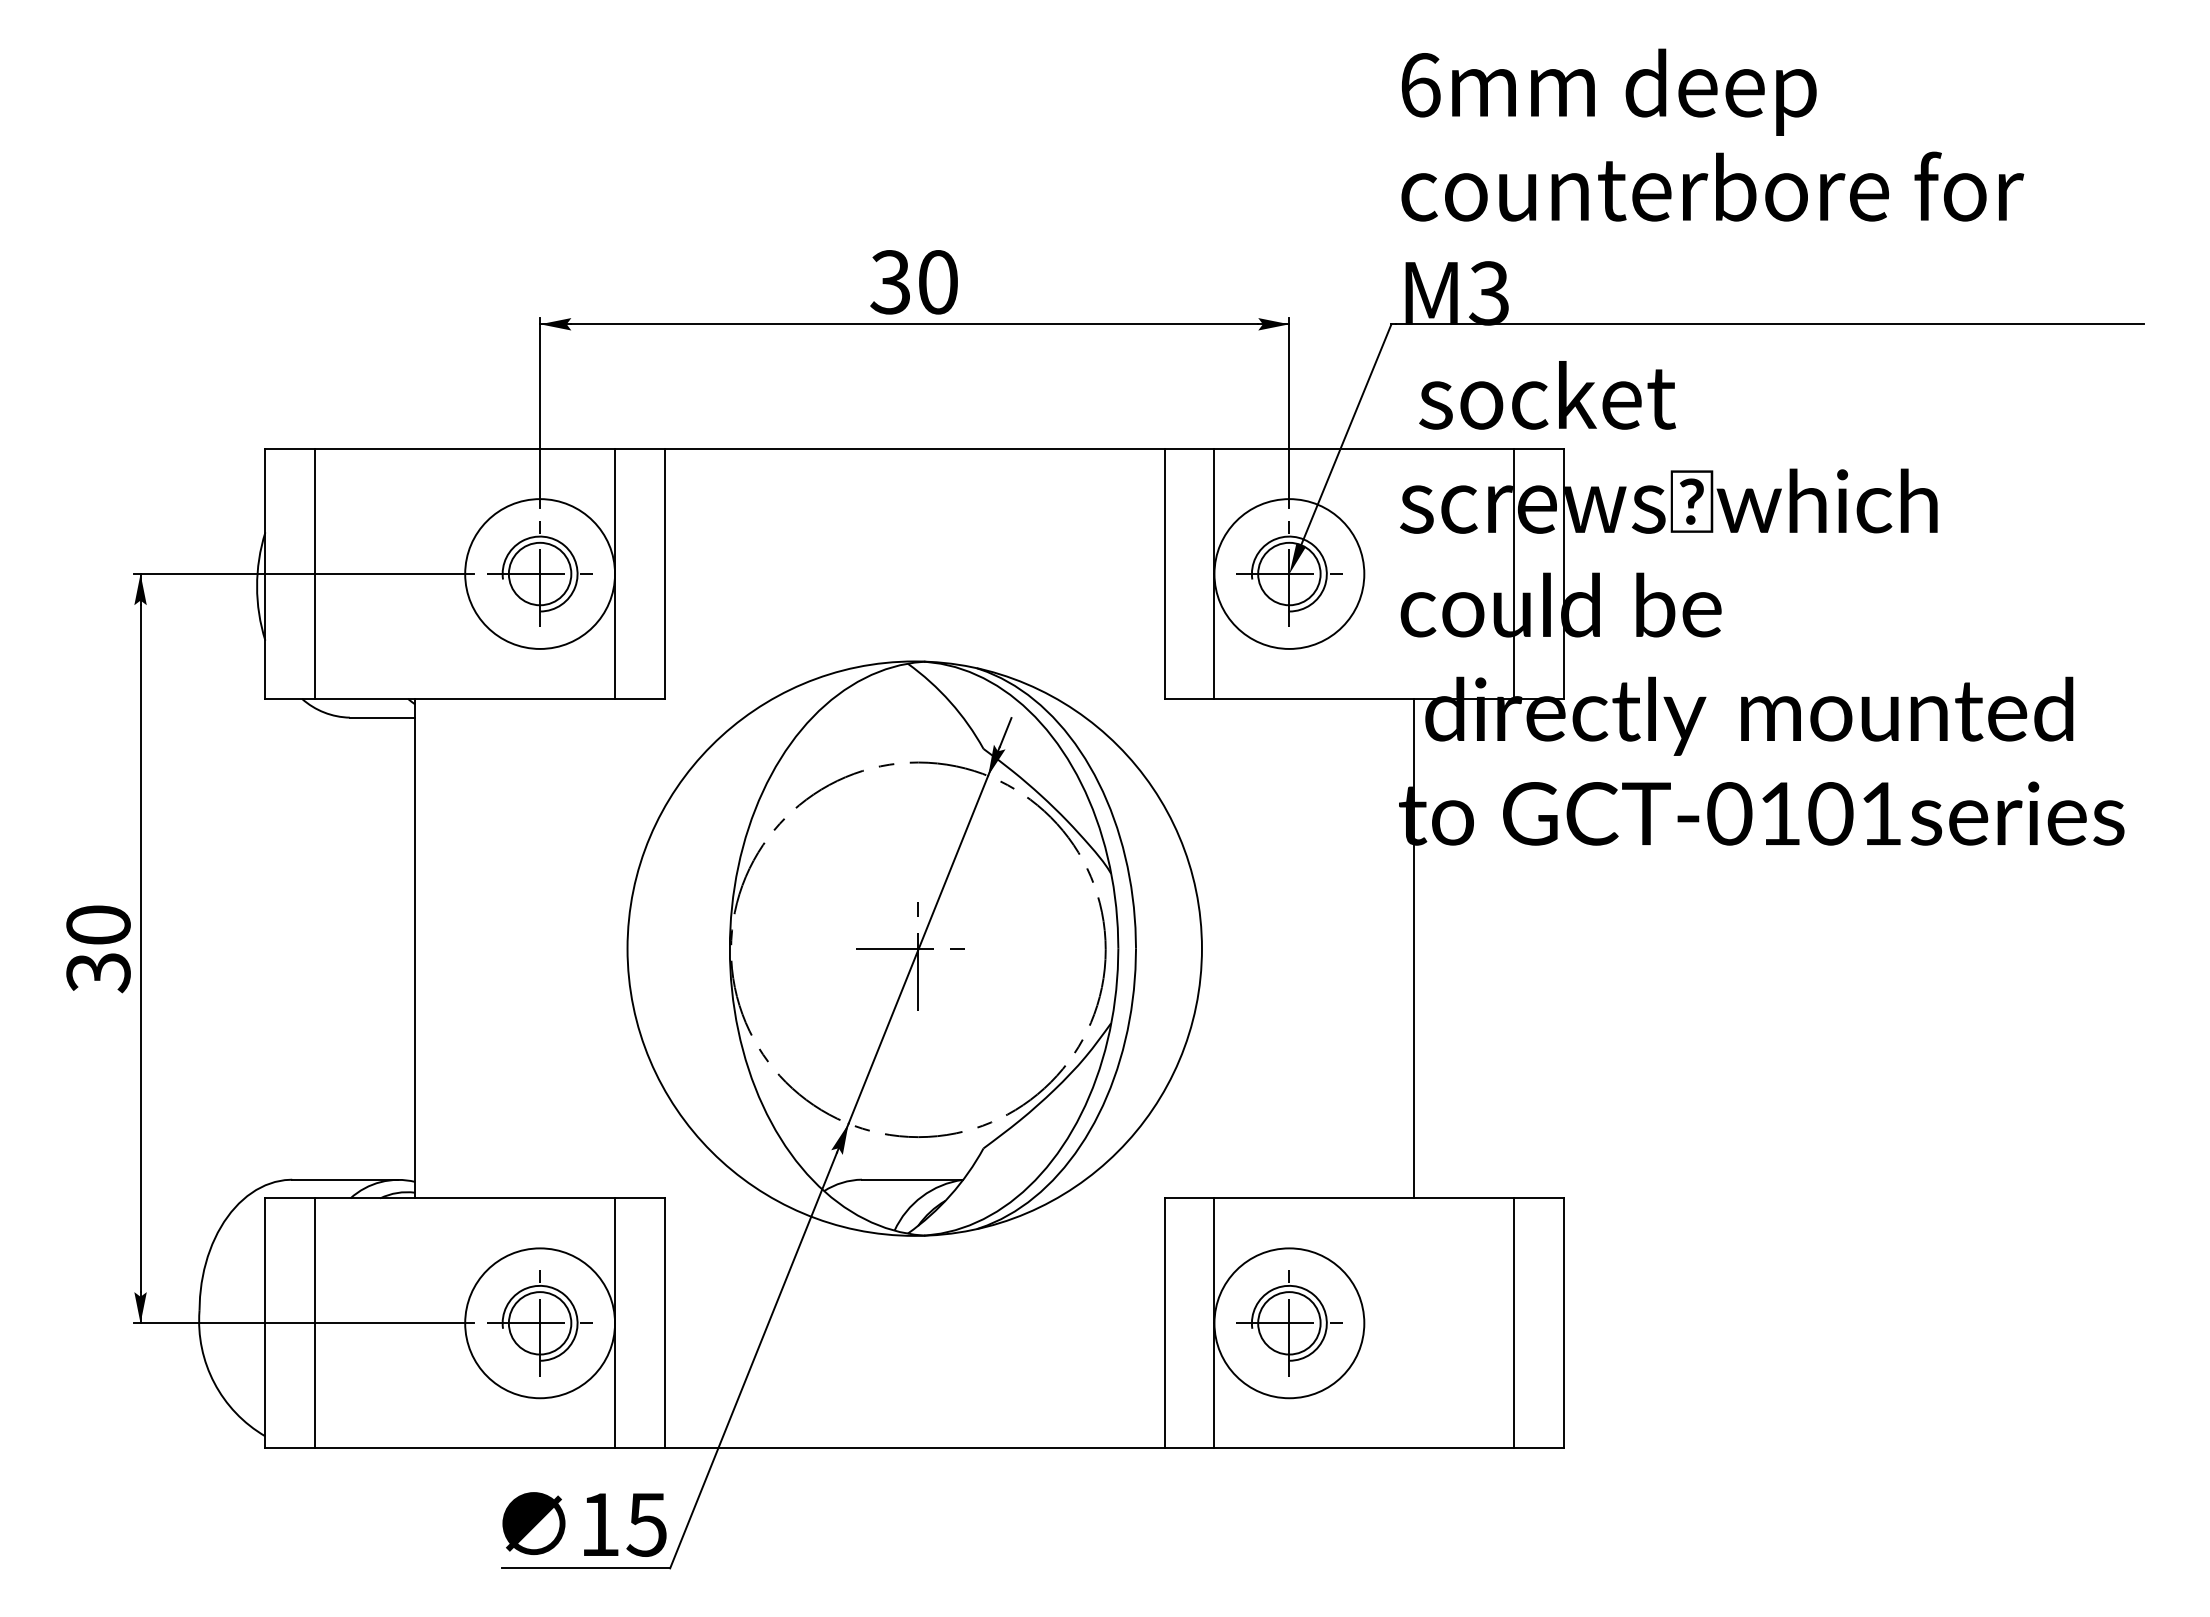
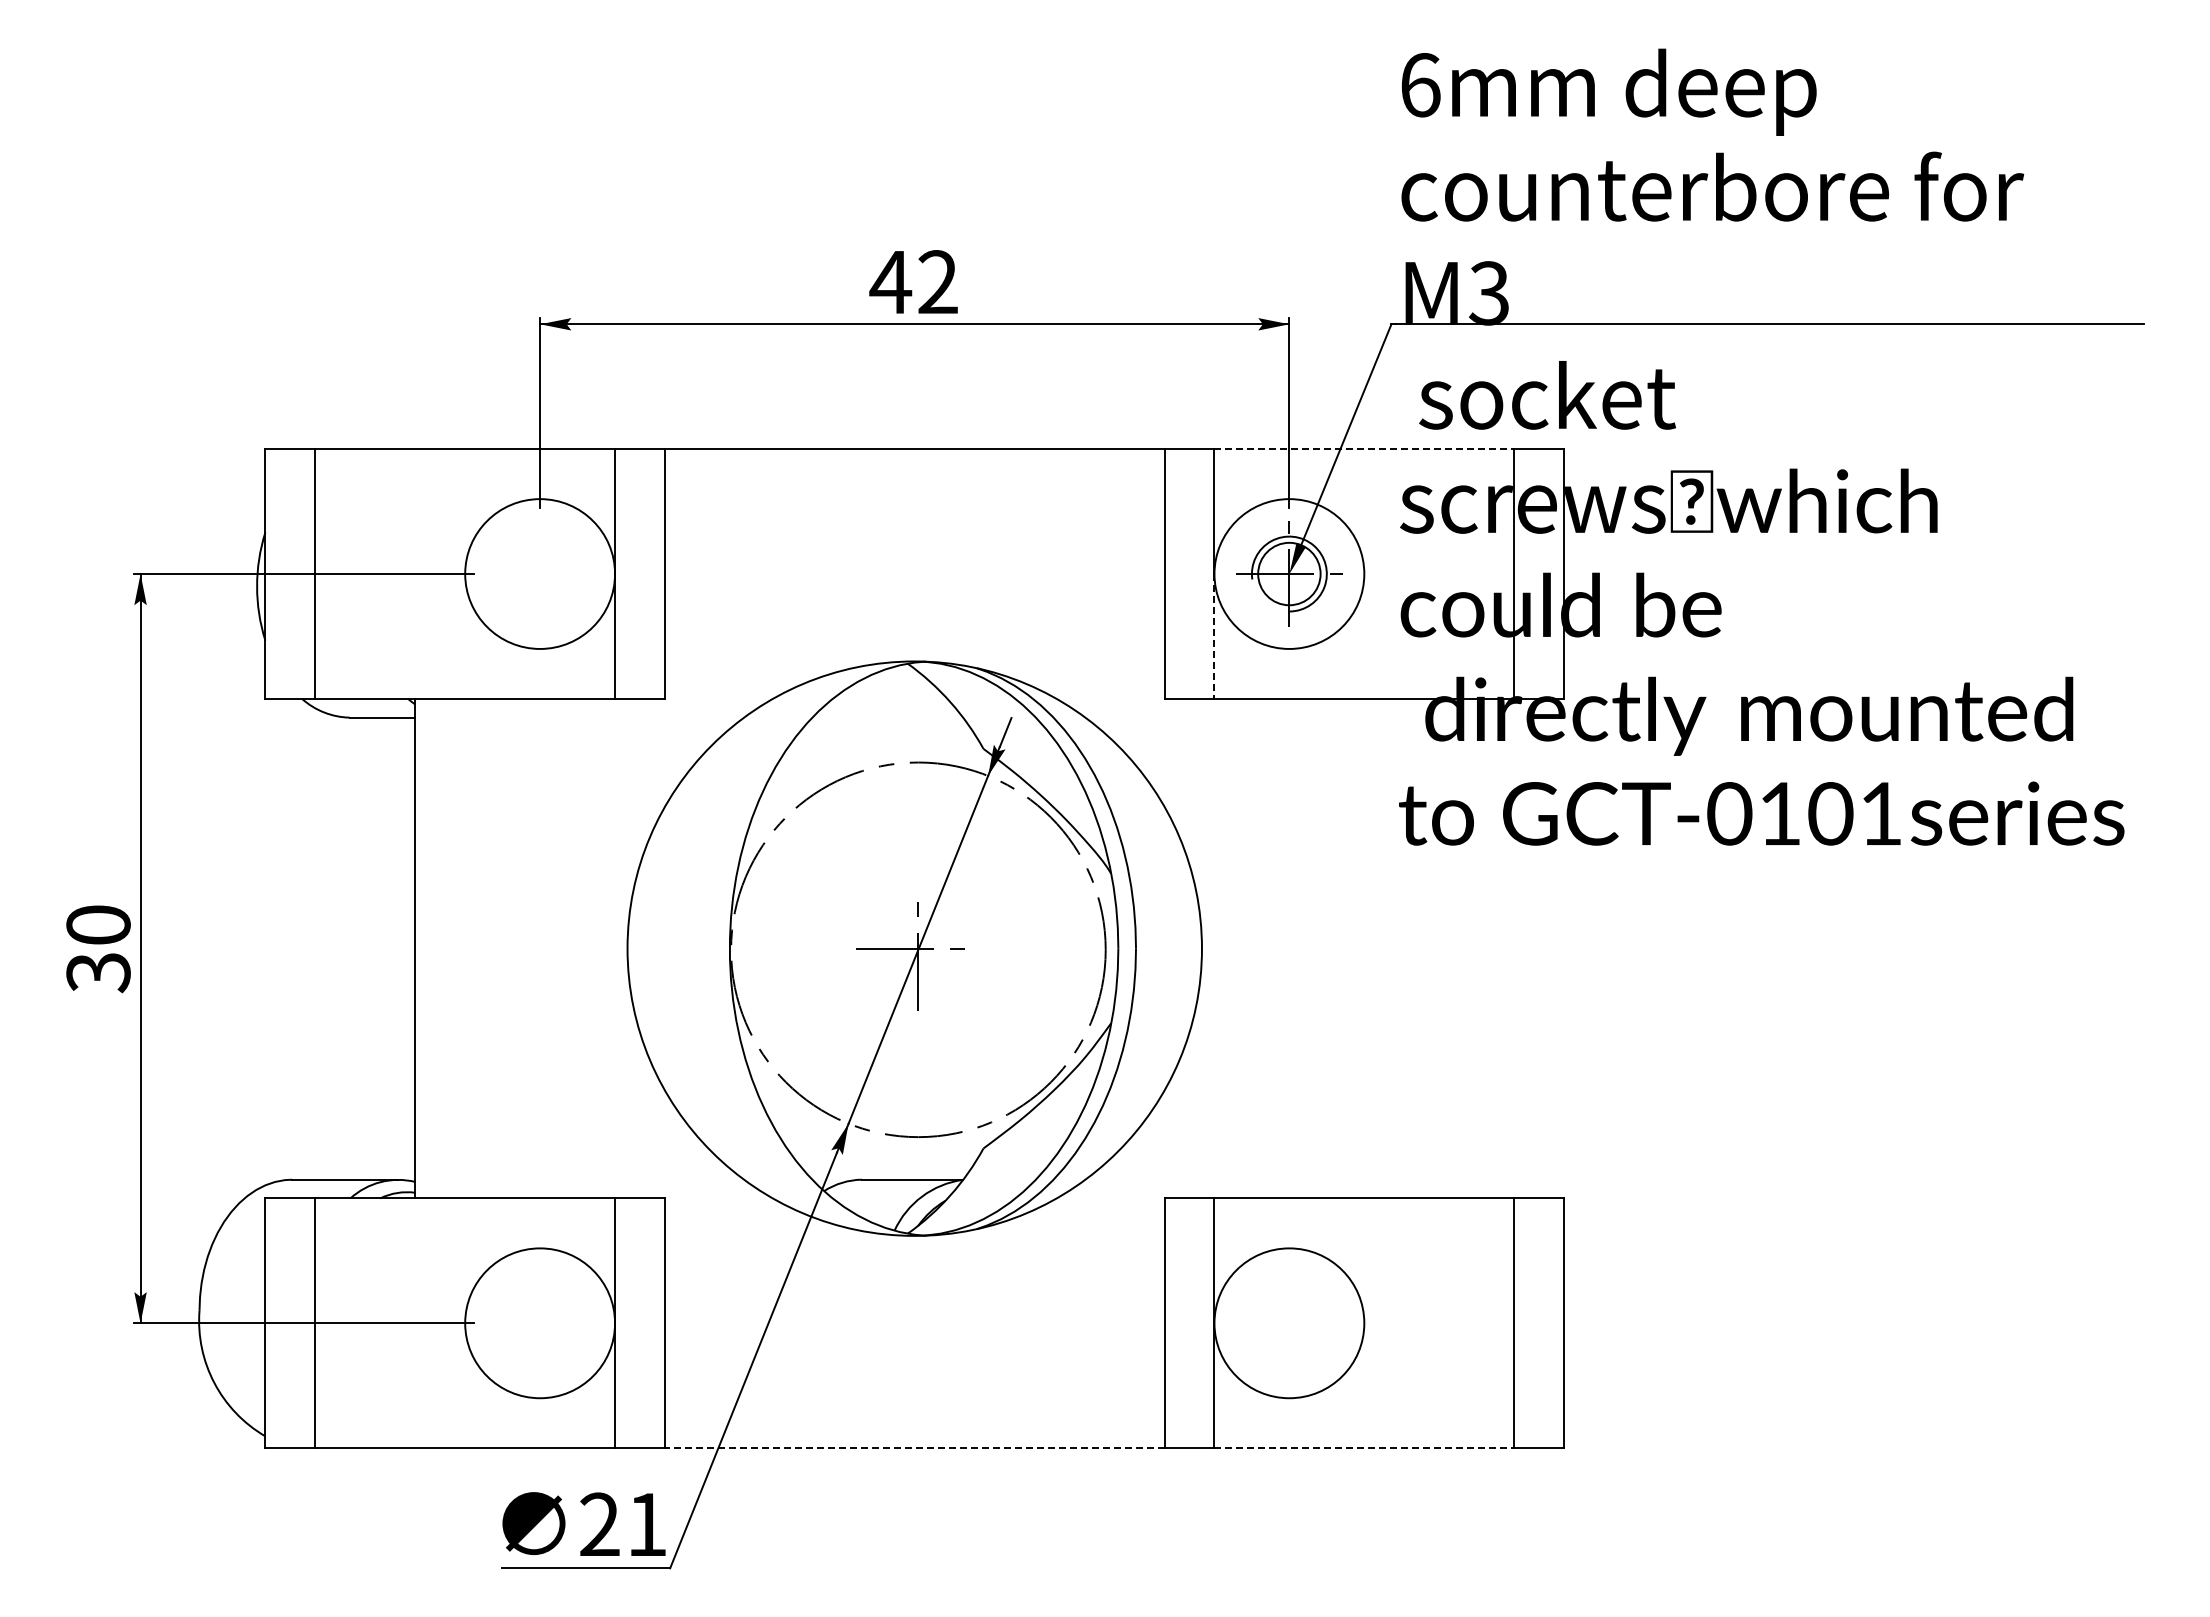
text: 30 -> 42 (913, 282)
line: solid -> dashed (1364, 449)
part: present -> none (539, 573)
line: solid -> dashed (1214, 636)
line: present -> none (1414, 948)
part: present -> none (539, 1323)
part: present -> none (1289, 1323)
line: solid -> dashed (914, 1448)
line: solid -> dashed (1364, 1448)
text: 15 -> 21 (623, 1524)
